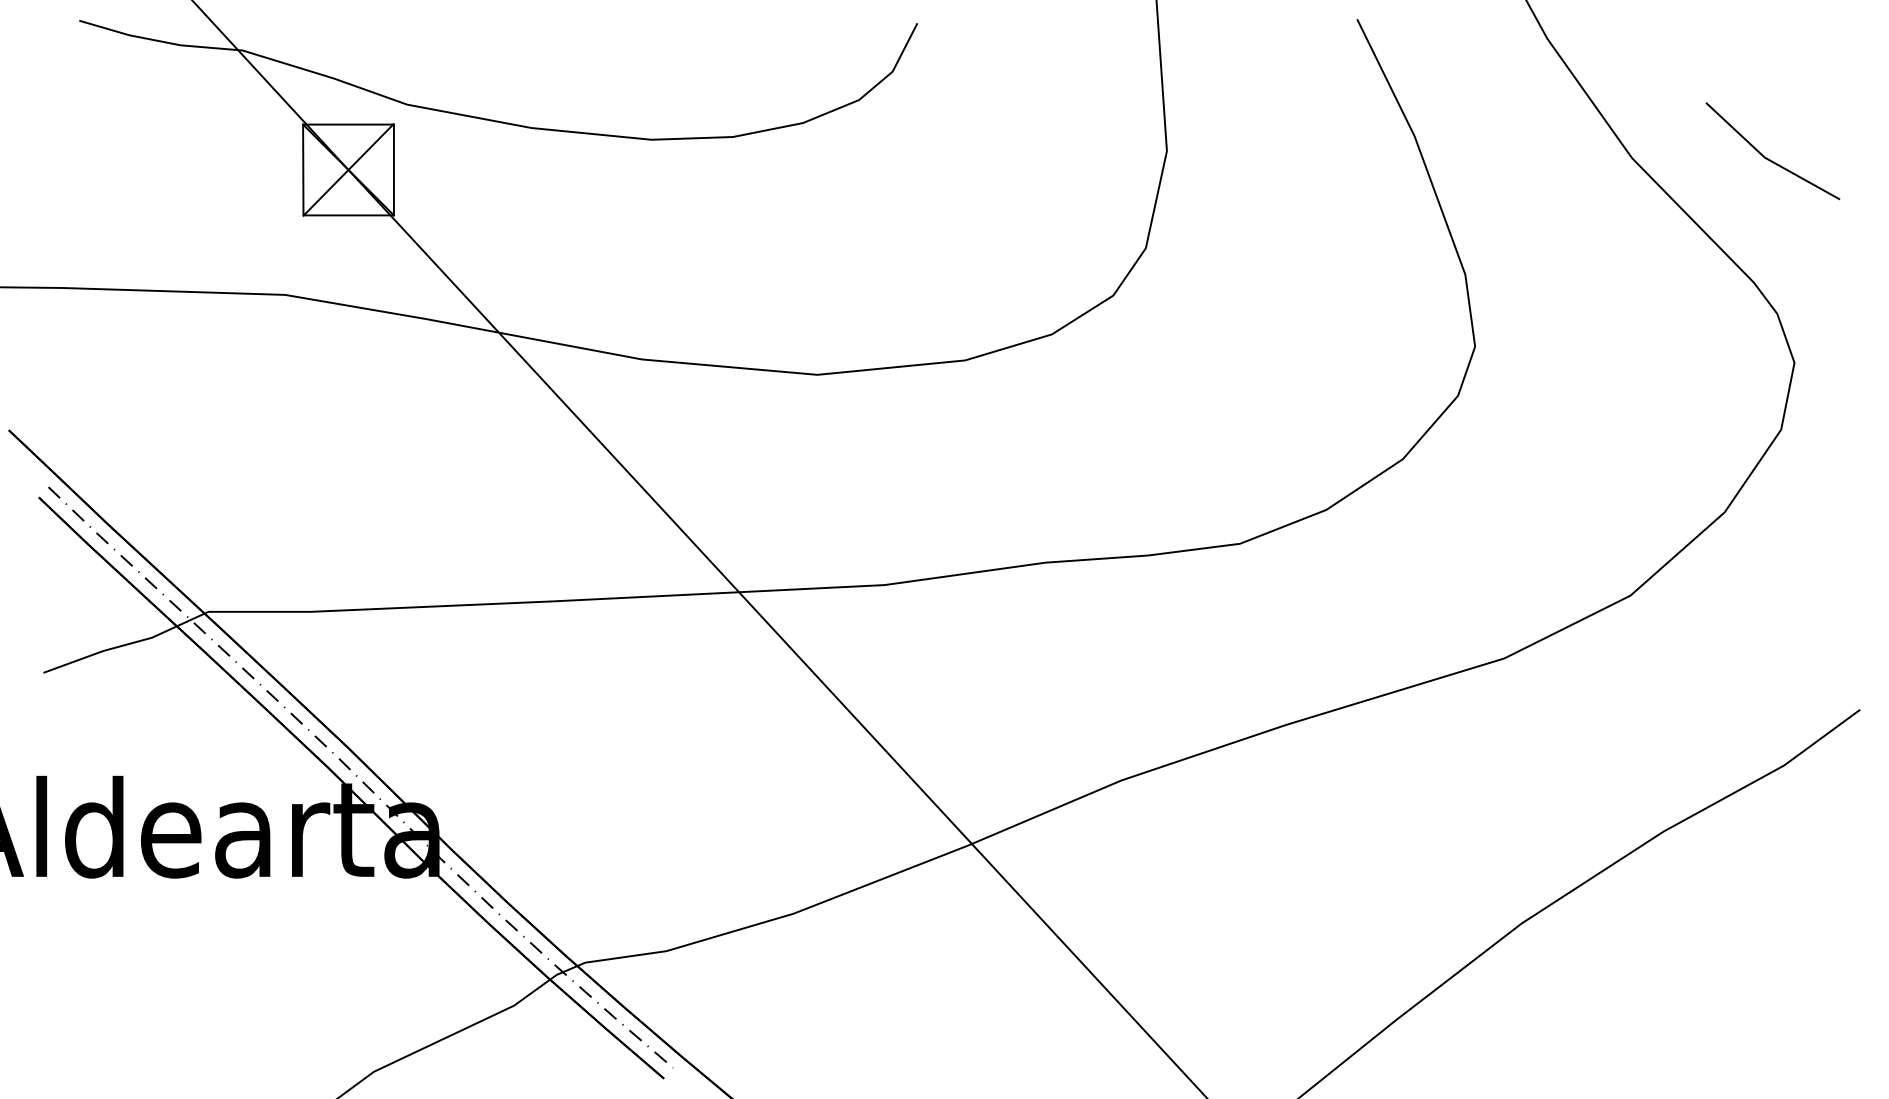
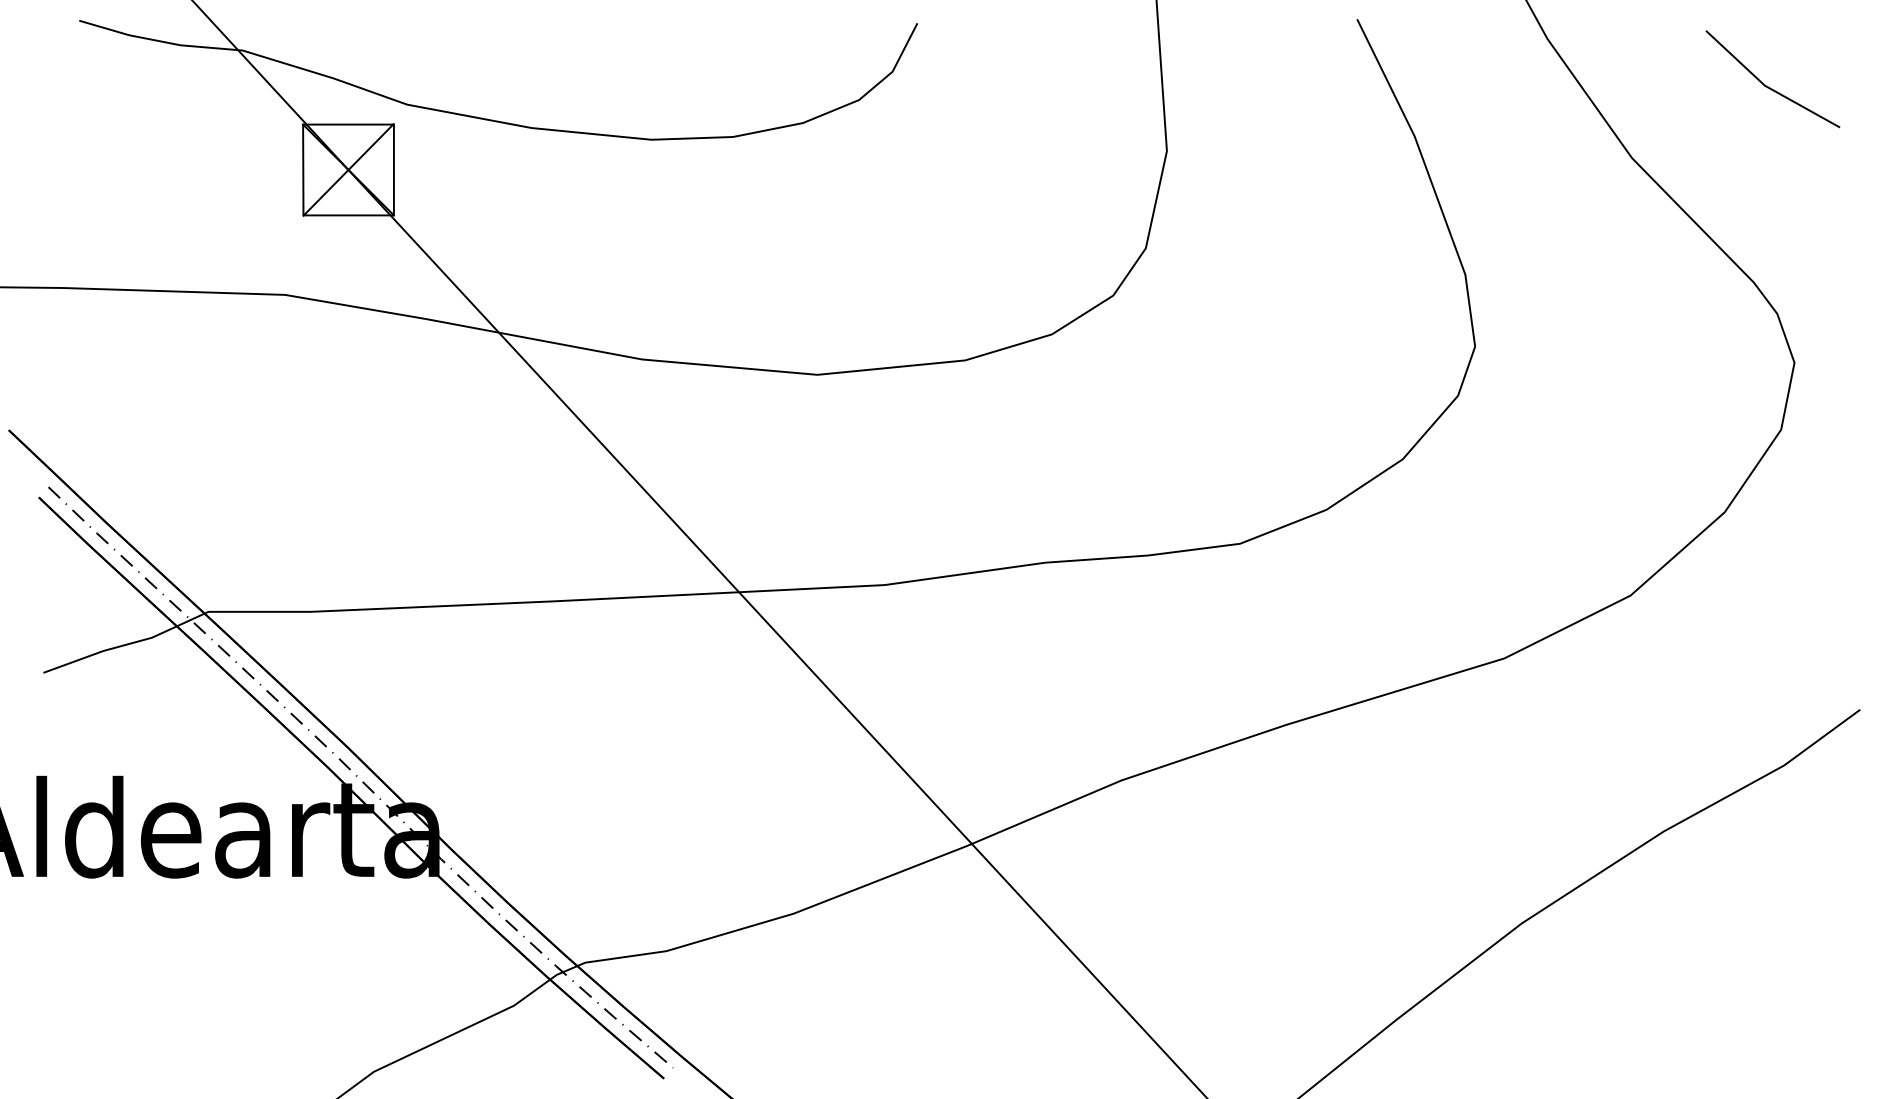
line position: (1768, 158) -> (1768, 86) (1768, 86)
